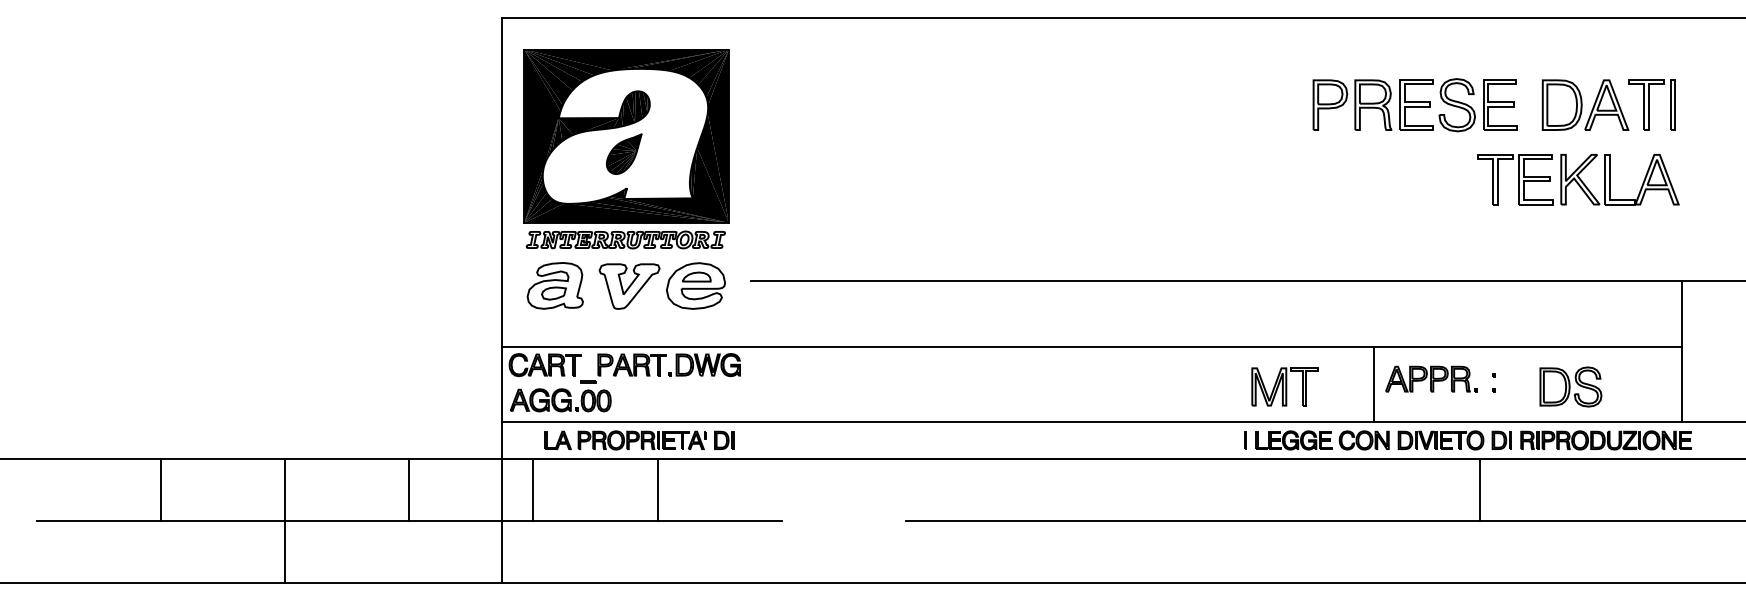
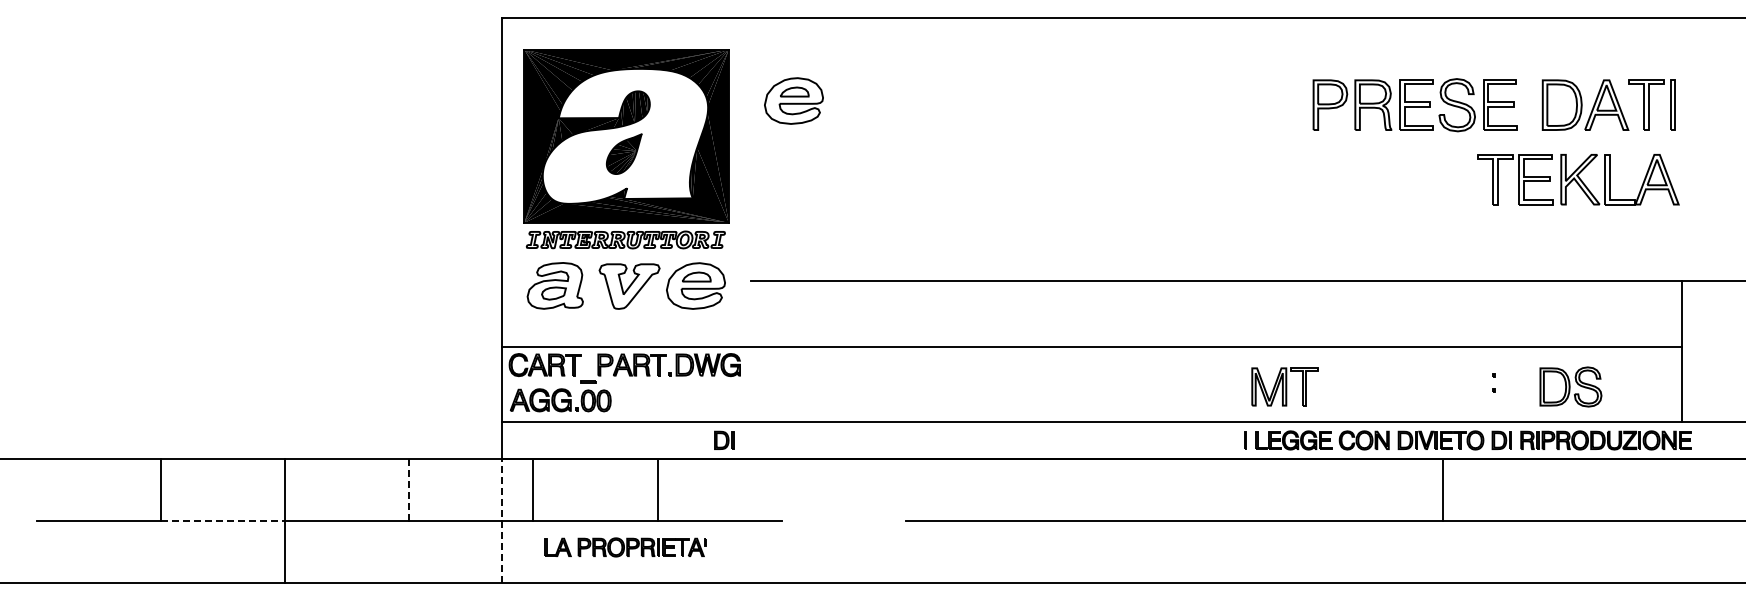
part: none -> present (793, 100)
part: present -> none (1431, 378)
line: present -> none (1373, 384)
part position: (625, 440) -> (625, 547) (625, 547)
line: solid -> dashed (409, 489)
line position: (1480, 489) -> (1443, 489) (1443, 489)
line: solid -> dashed (223, 520)
line: solid -> dashed (502, 520)
